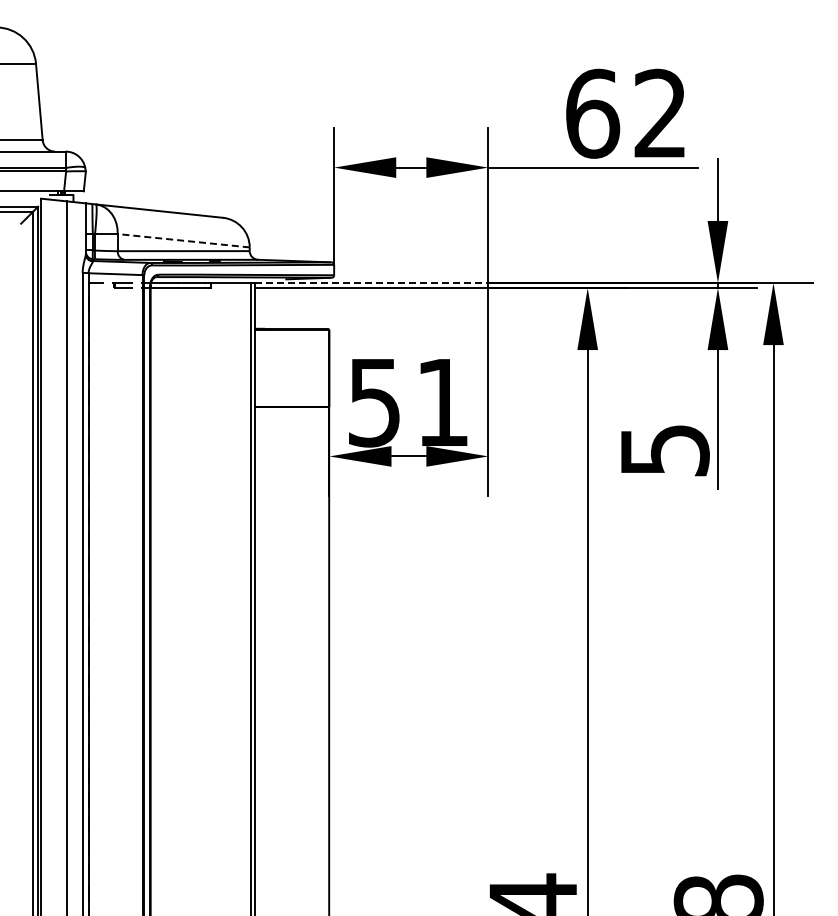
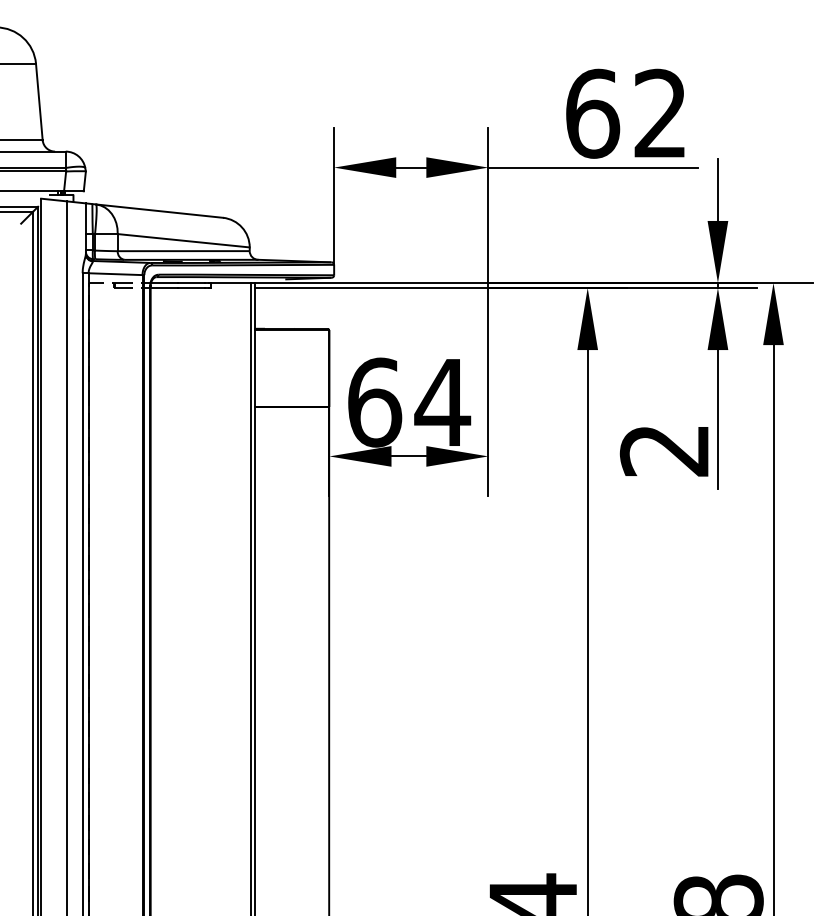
line: dashed -> solid (183, 240)
line: dashed -> solid (371, 283)
text: 51 -> 64 (409, 402)
text: 5 -> 2 (664, 450)
